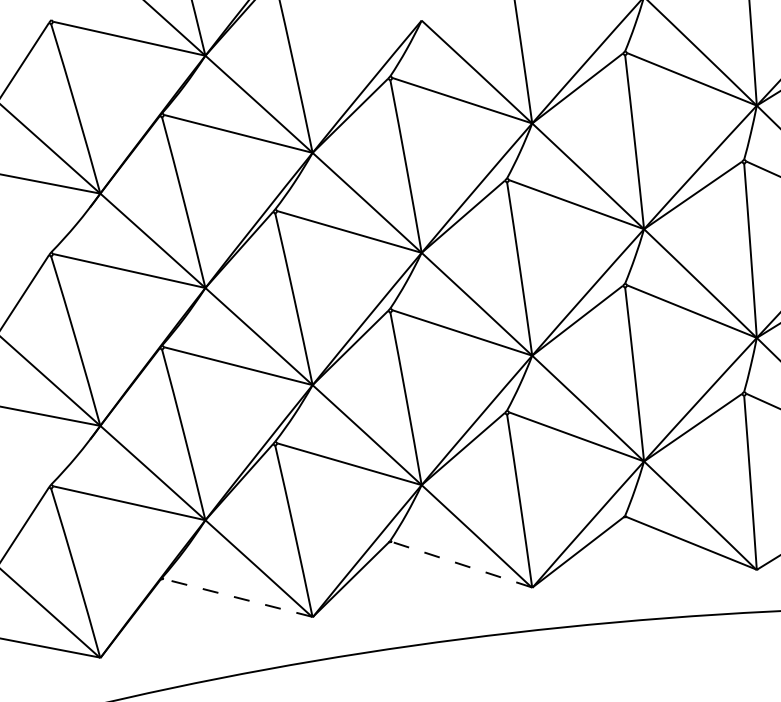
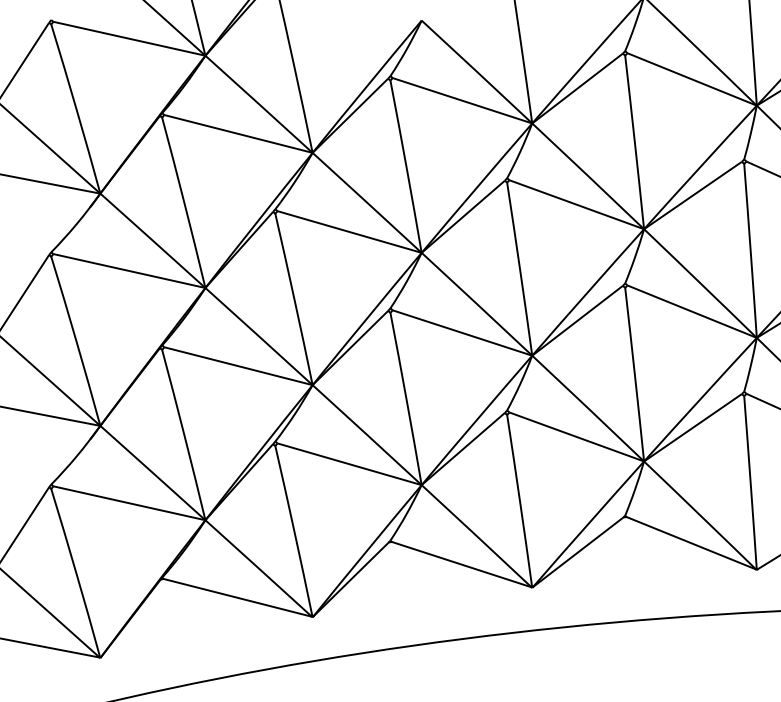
line: dashed -> solid (461, 564)
line: dashed -> solid (237, 597)
